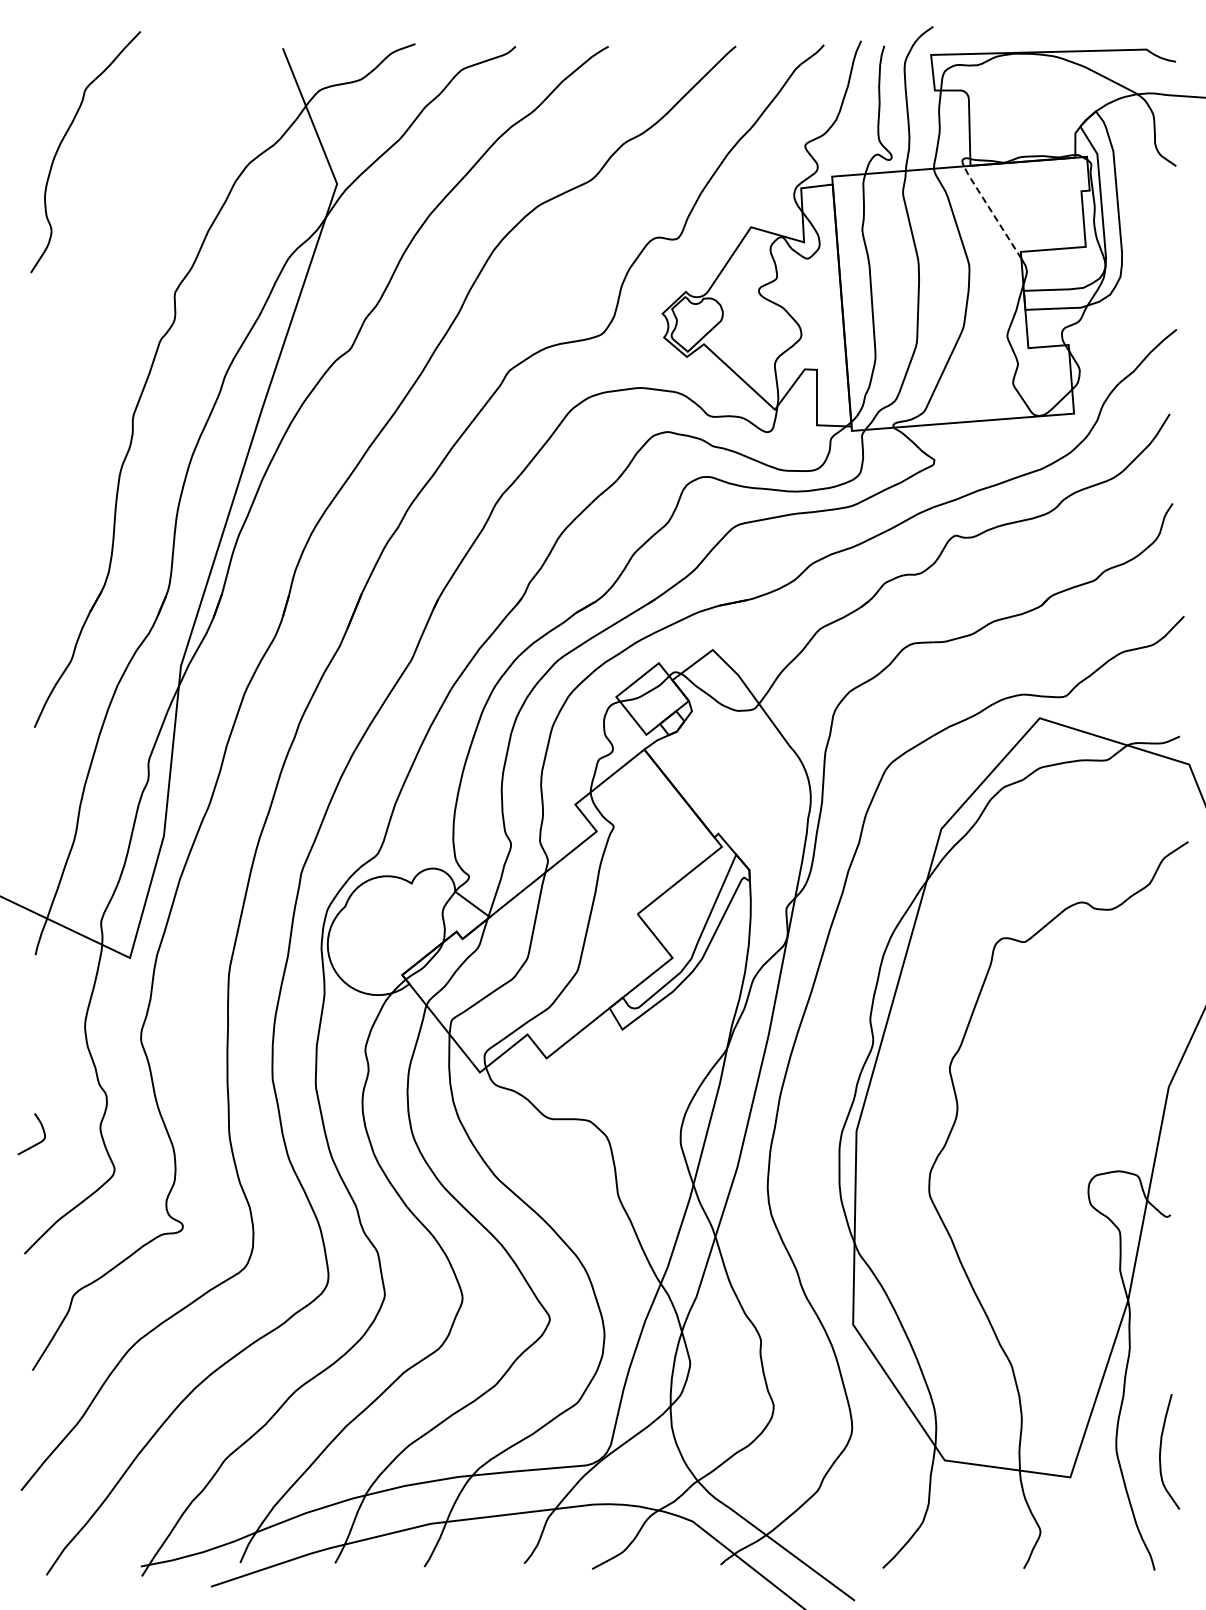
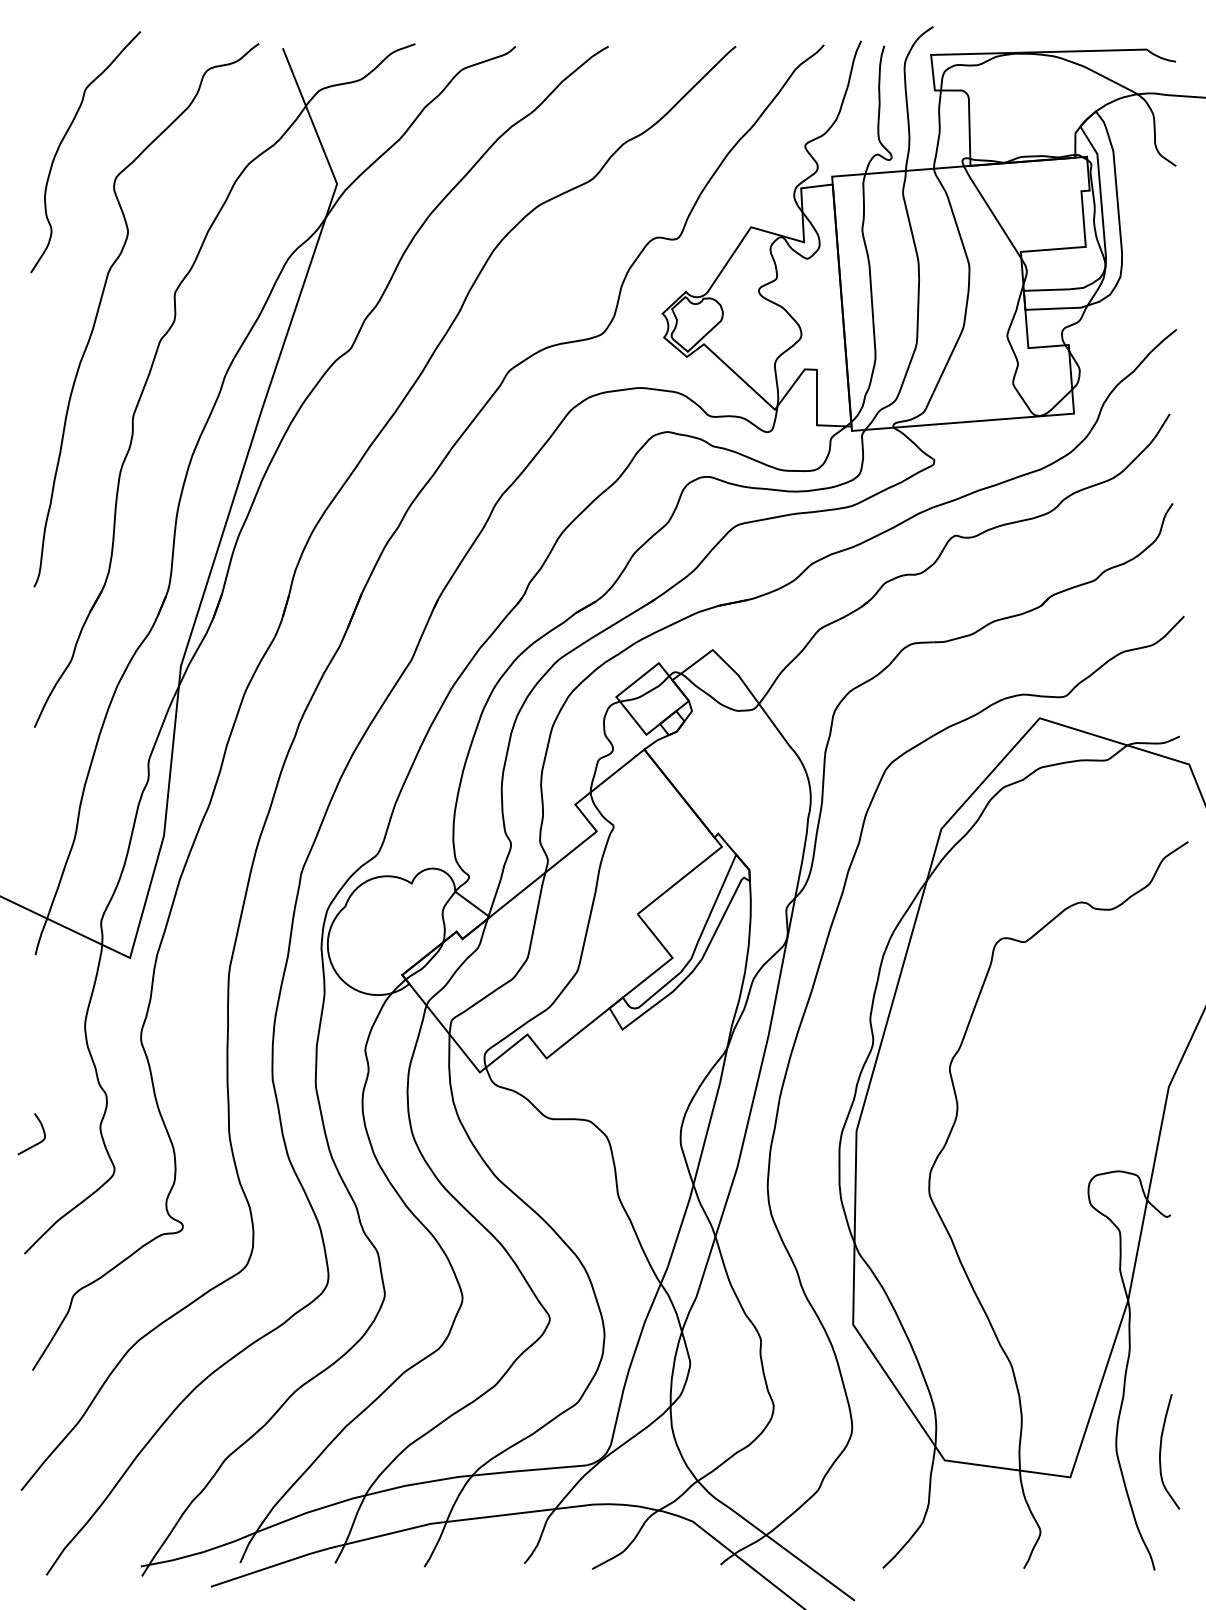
line: dashed -> solid (991, 211)
curve: none -> present (101, 302)
